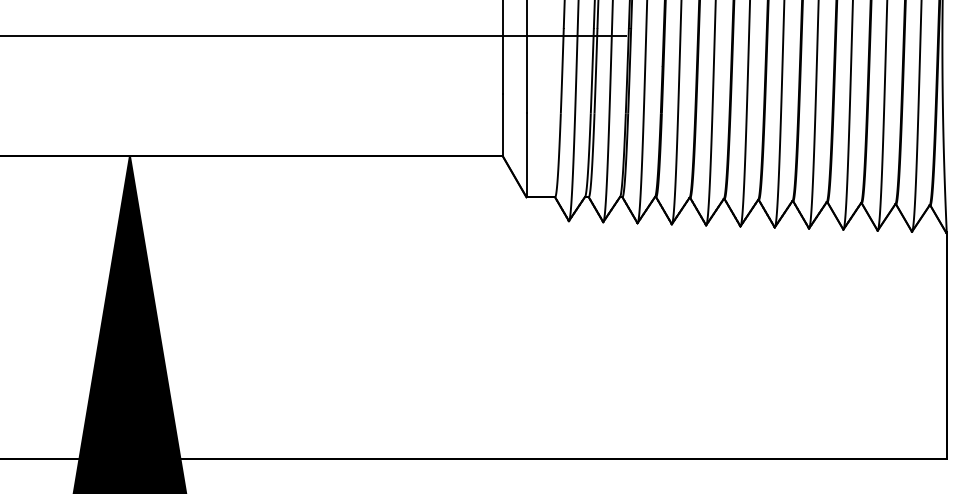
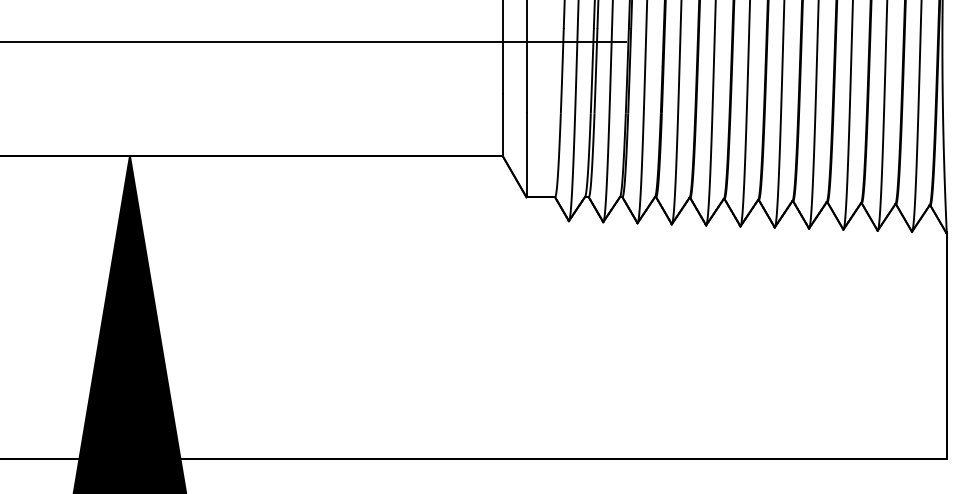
line position: (314, 35) -> (314, 41) (314, 41)
